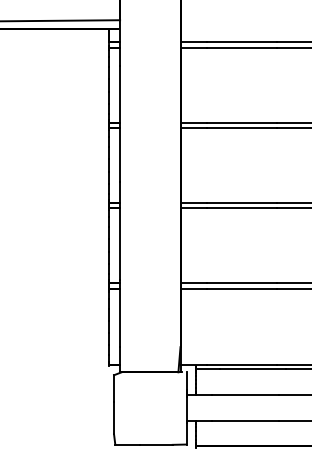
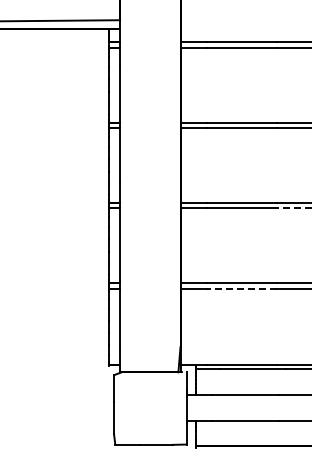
line: solid -> dashed (293, 207)
line: solid -> dashed (241, 289)
